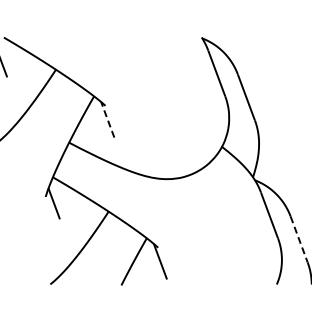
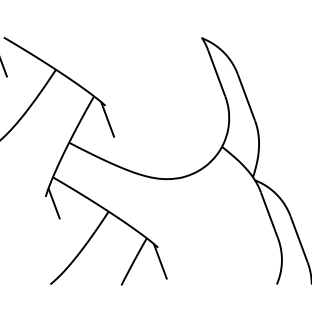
line: dashed -> solid (107, 119)
line: dashed -> solid (299, 239)
